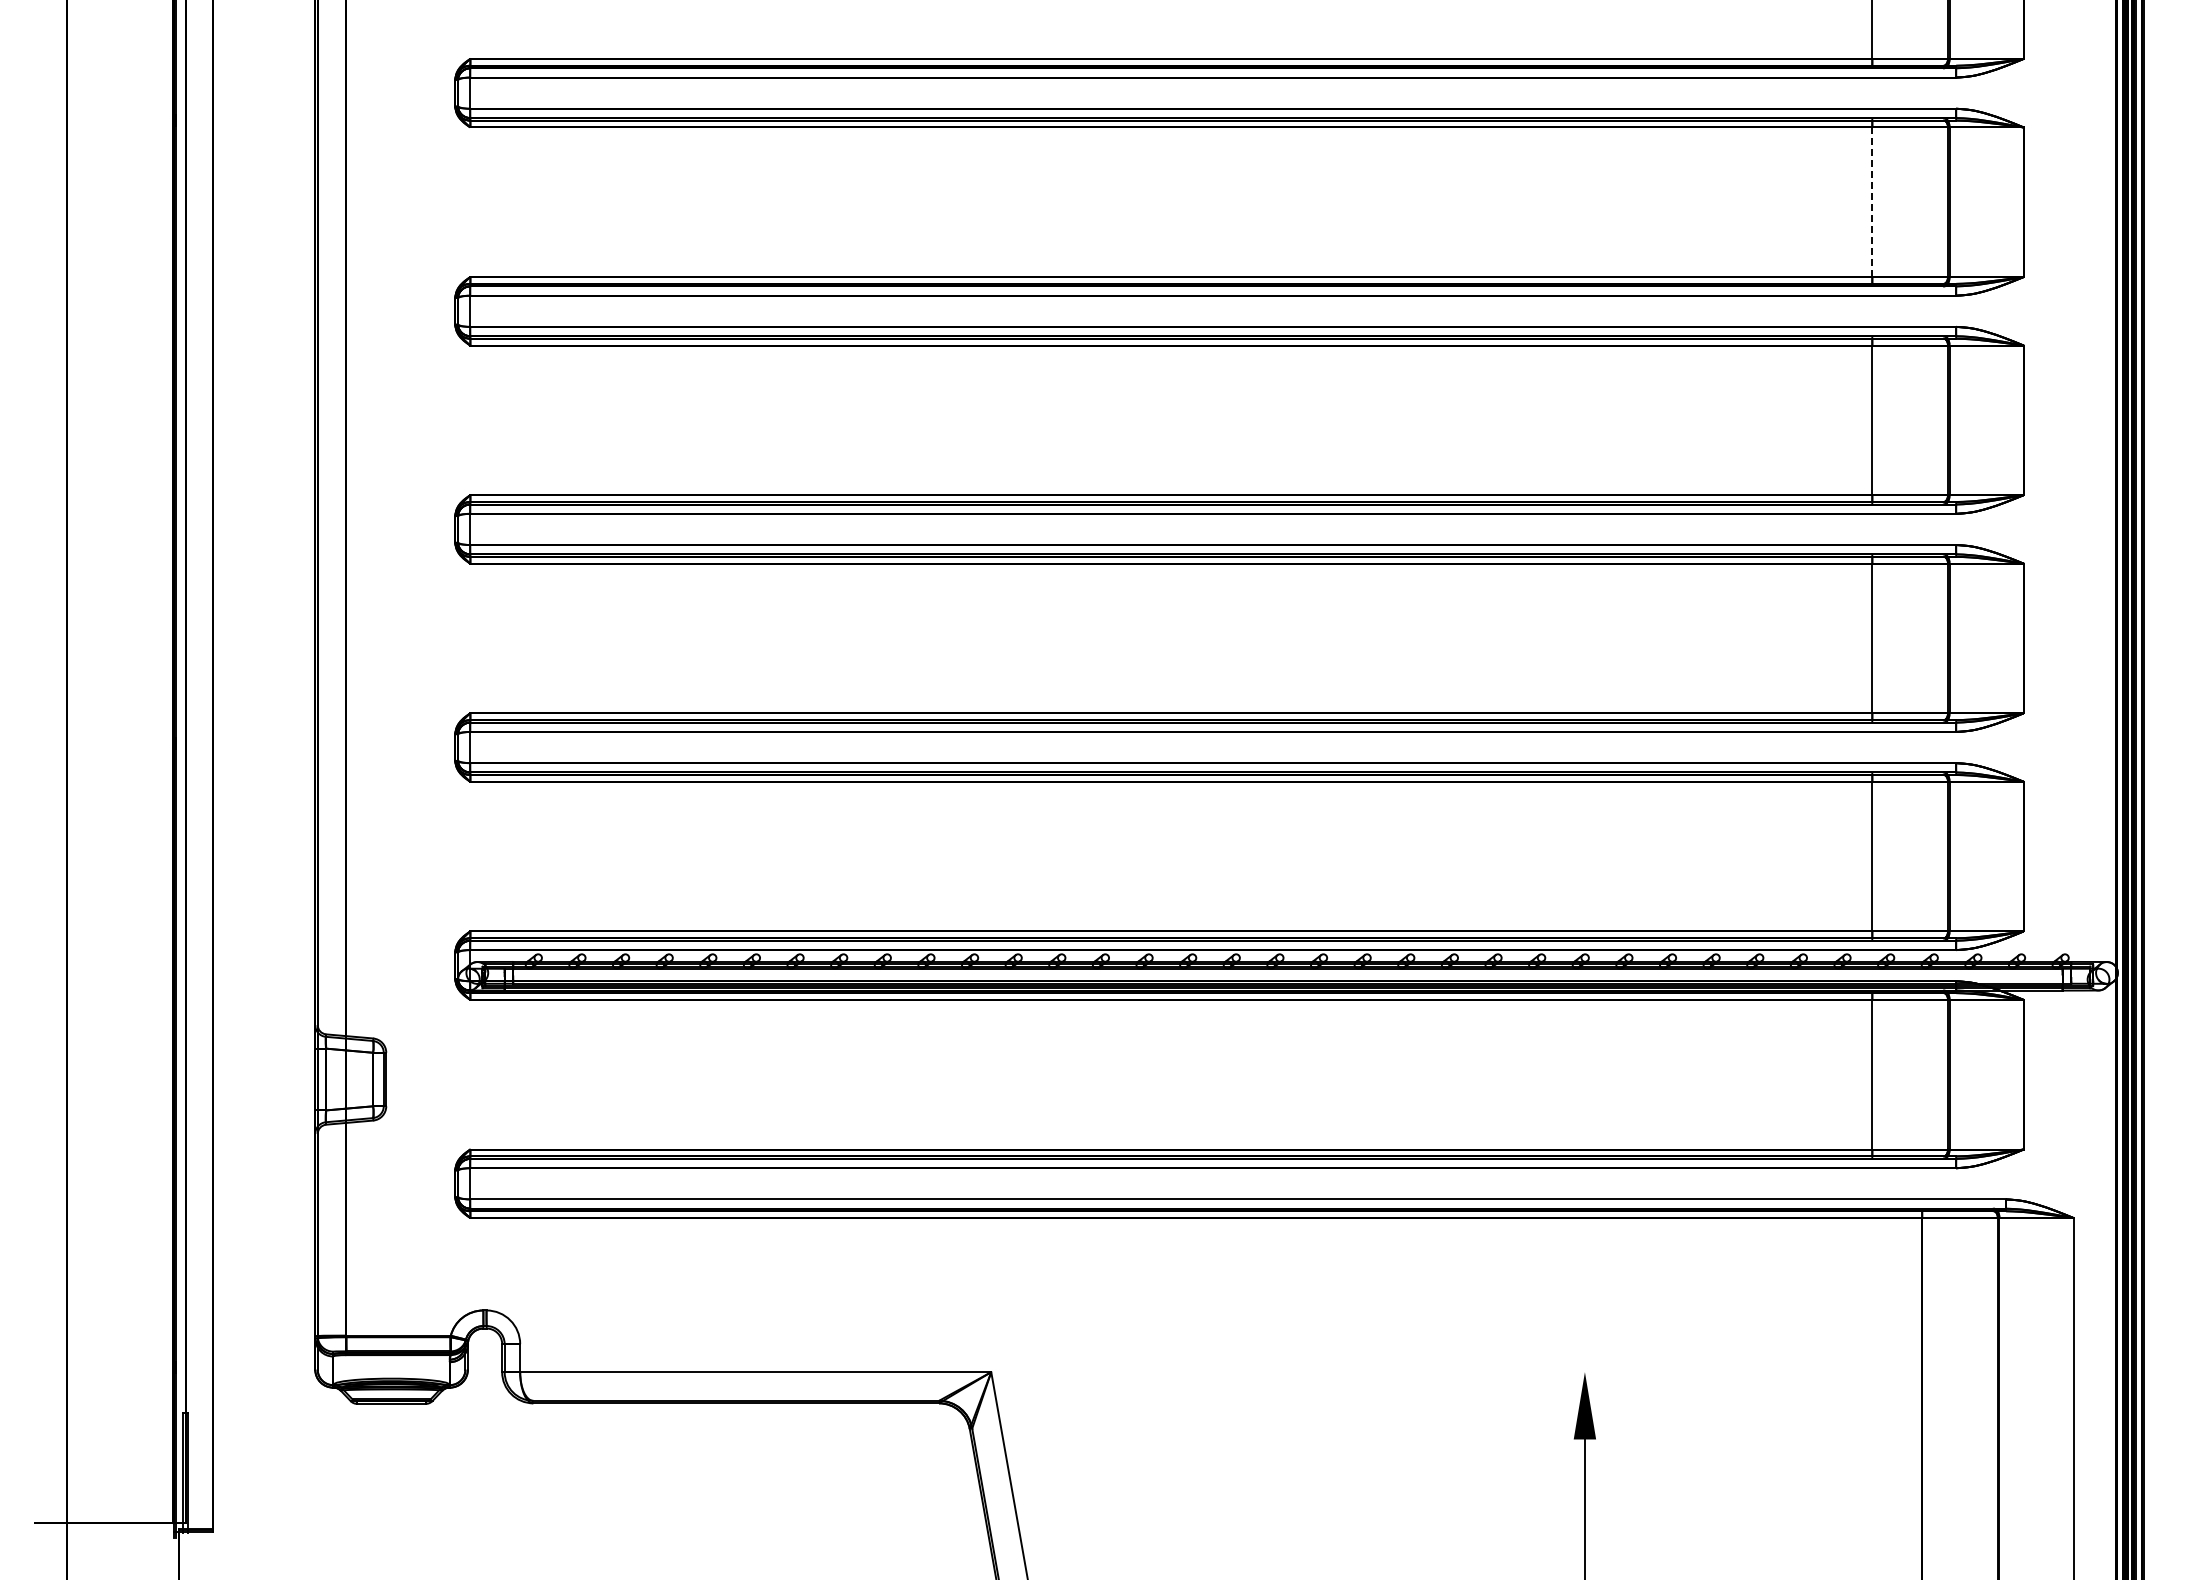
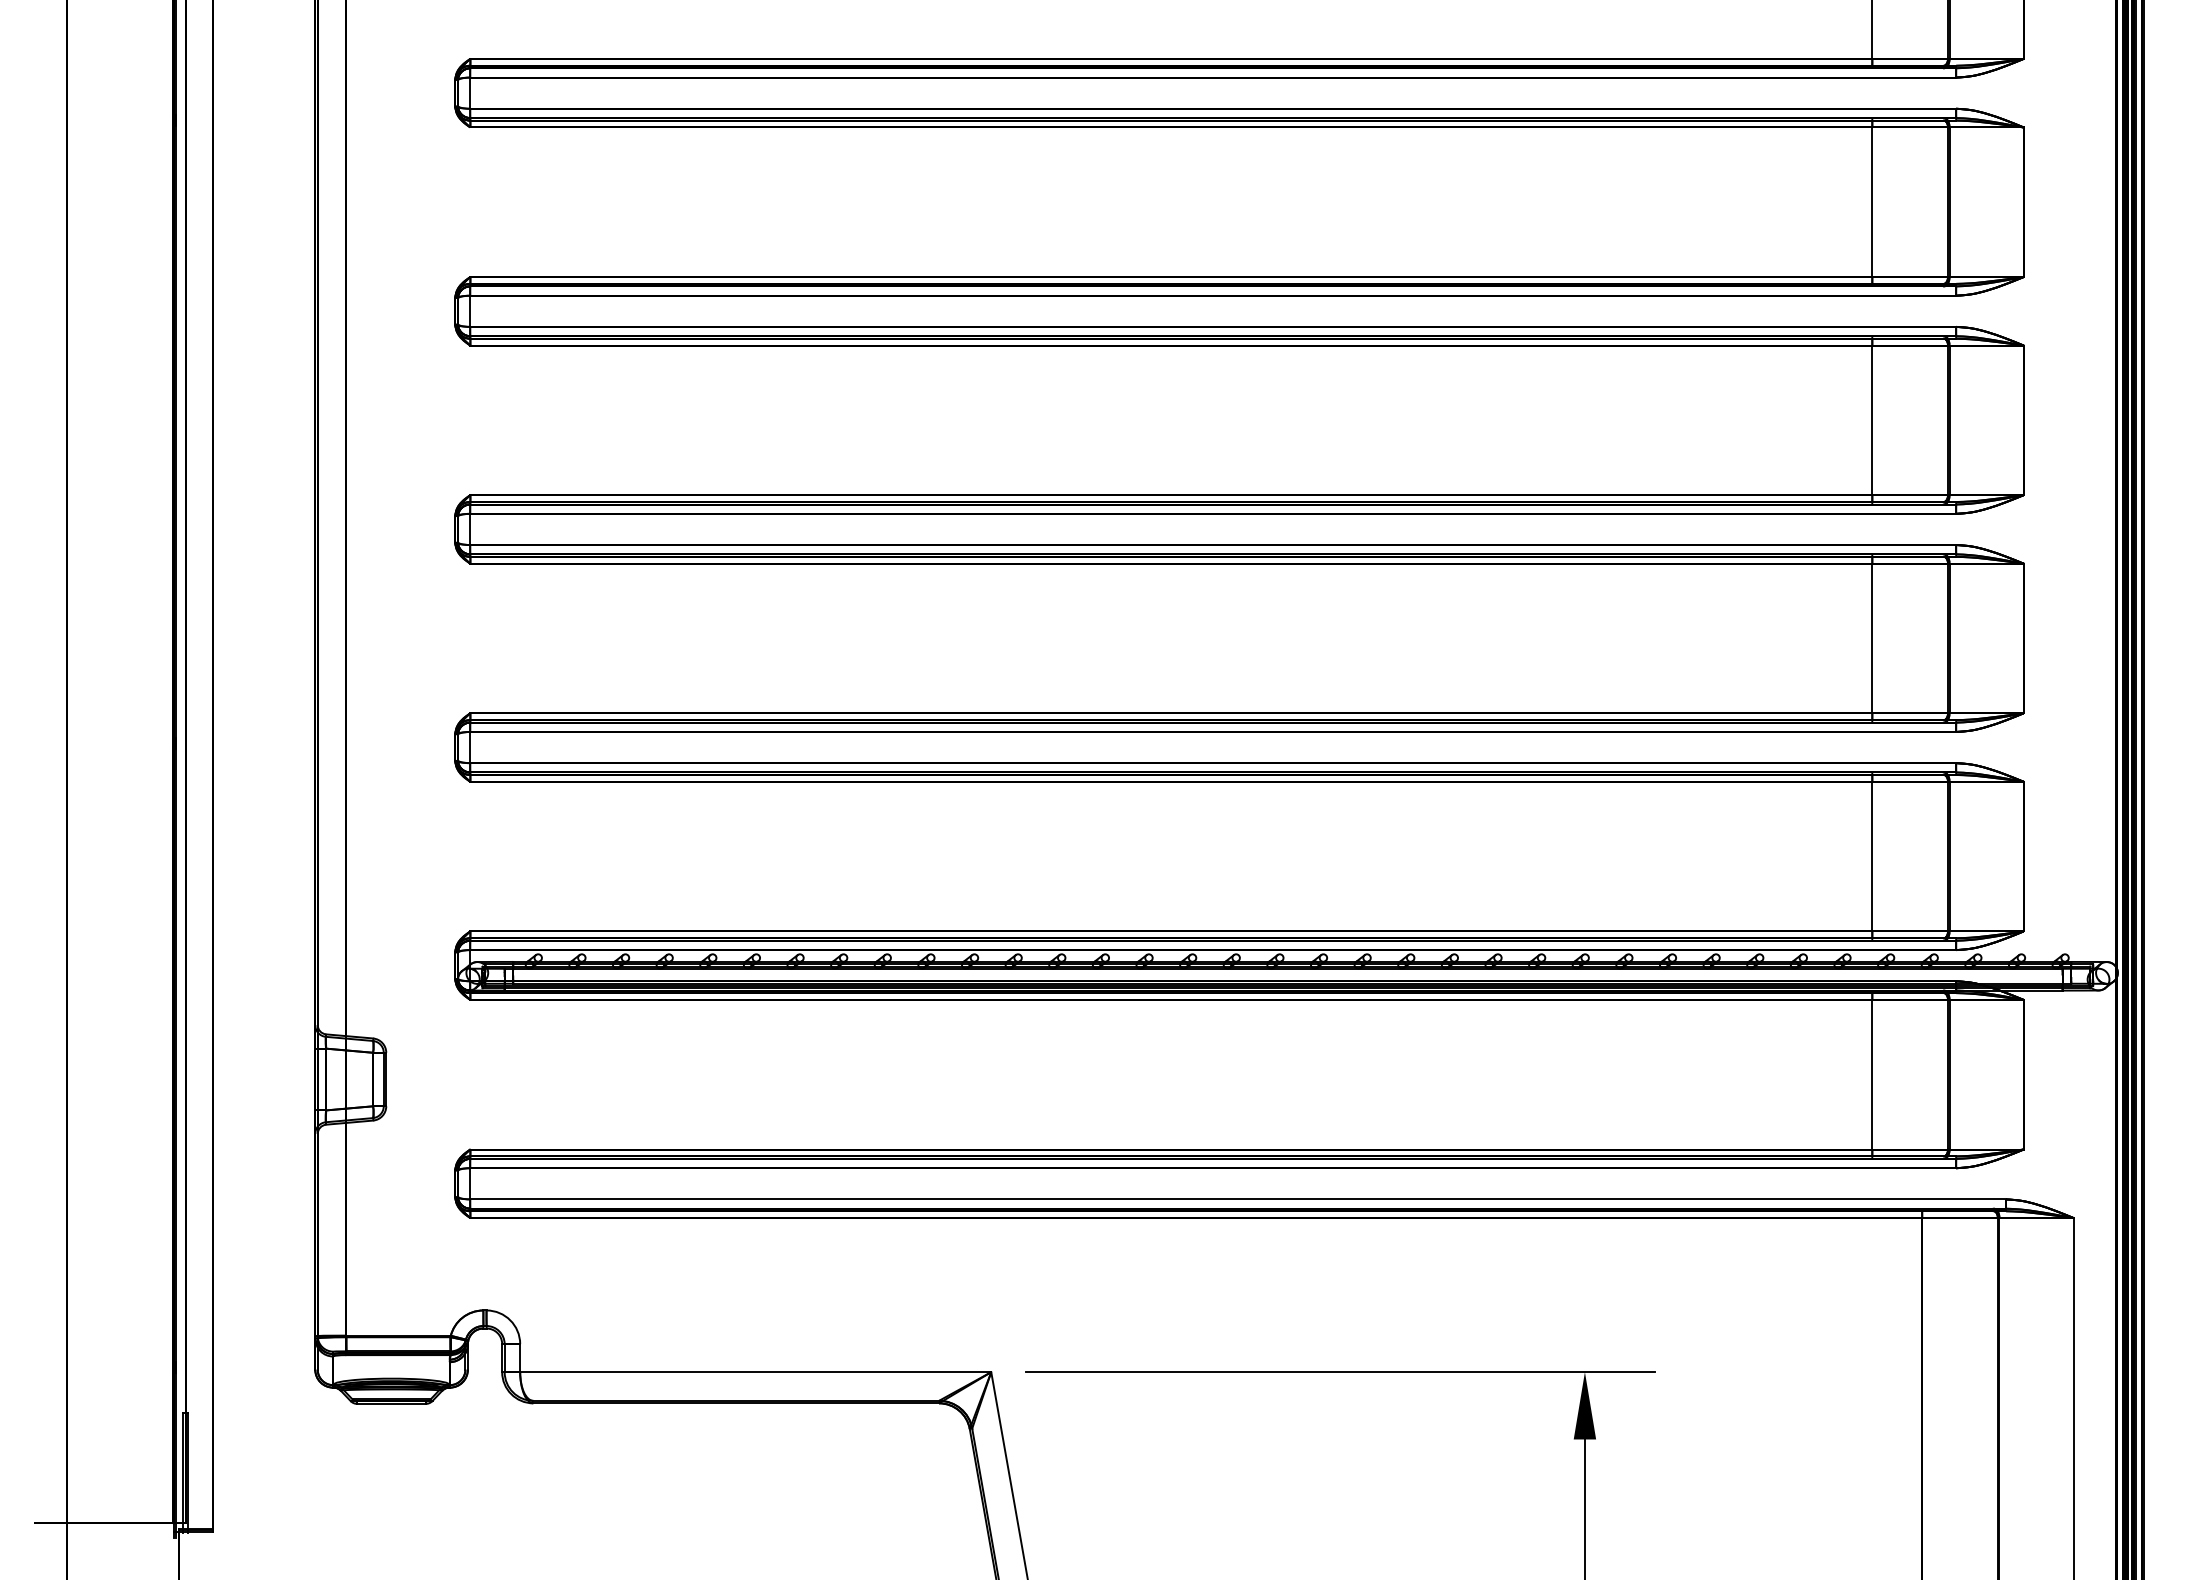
line: dashed -> solid (1872, 202)
line: none -> present (1340, 1372)
